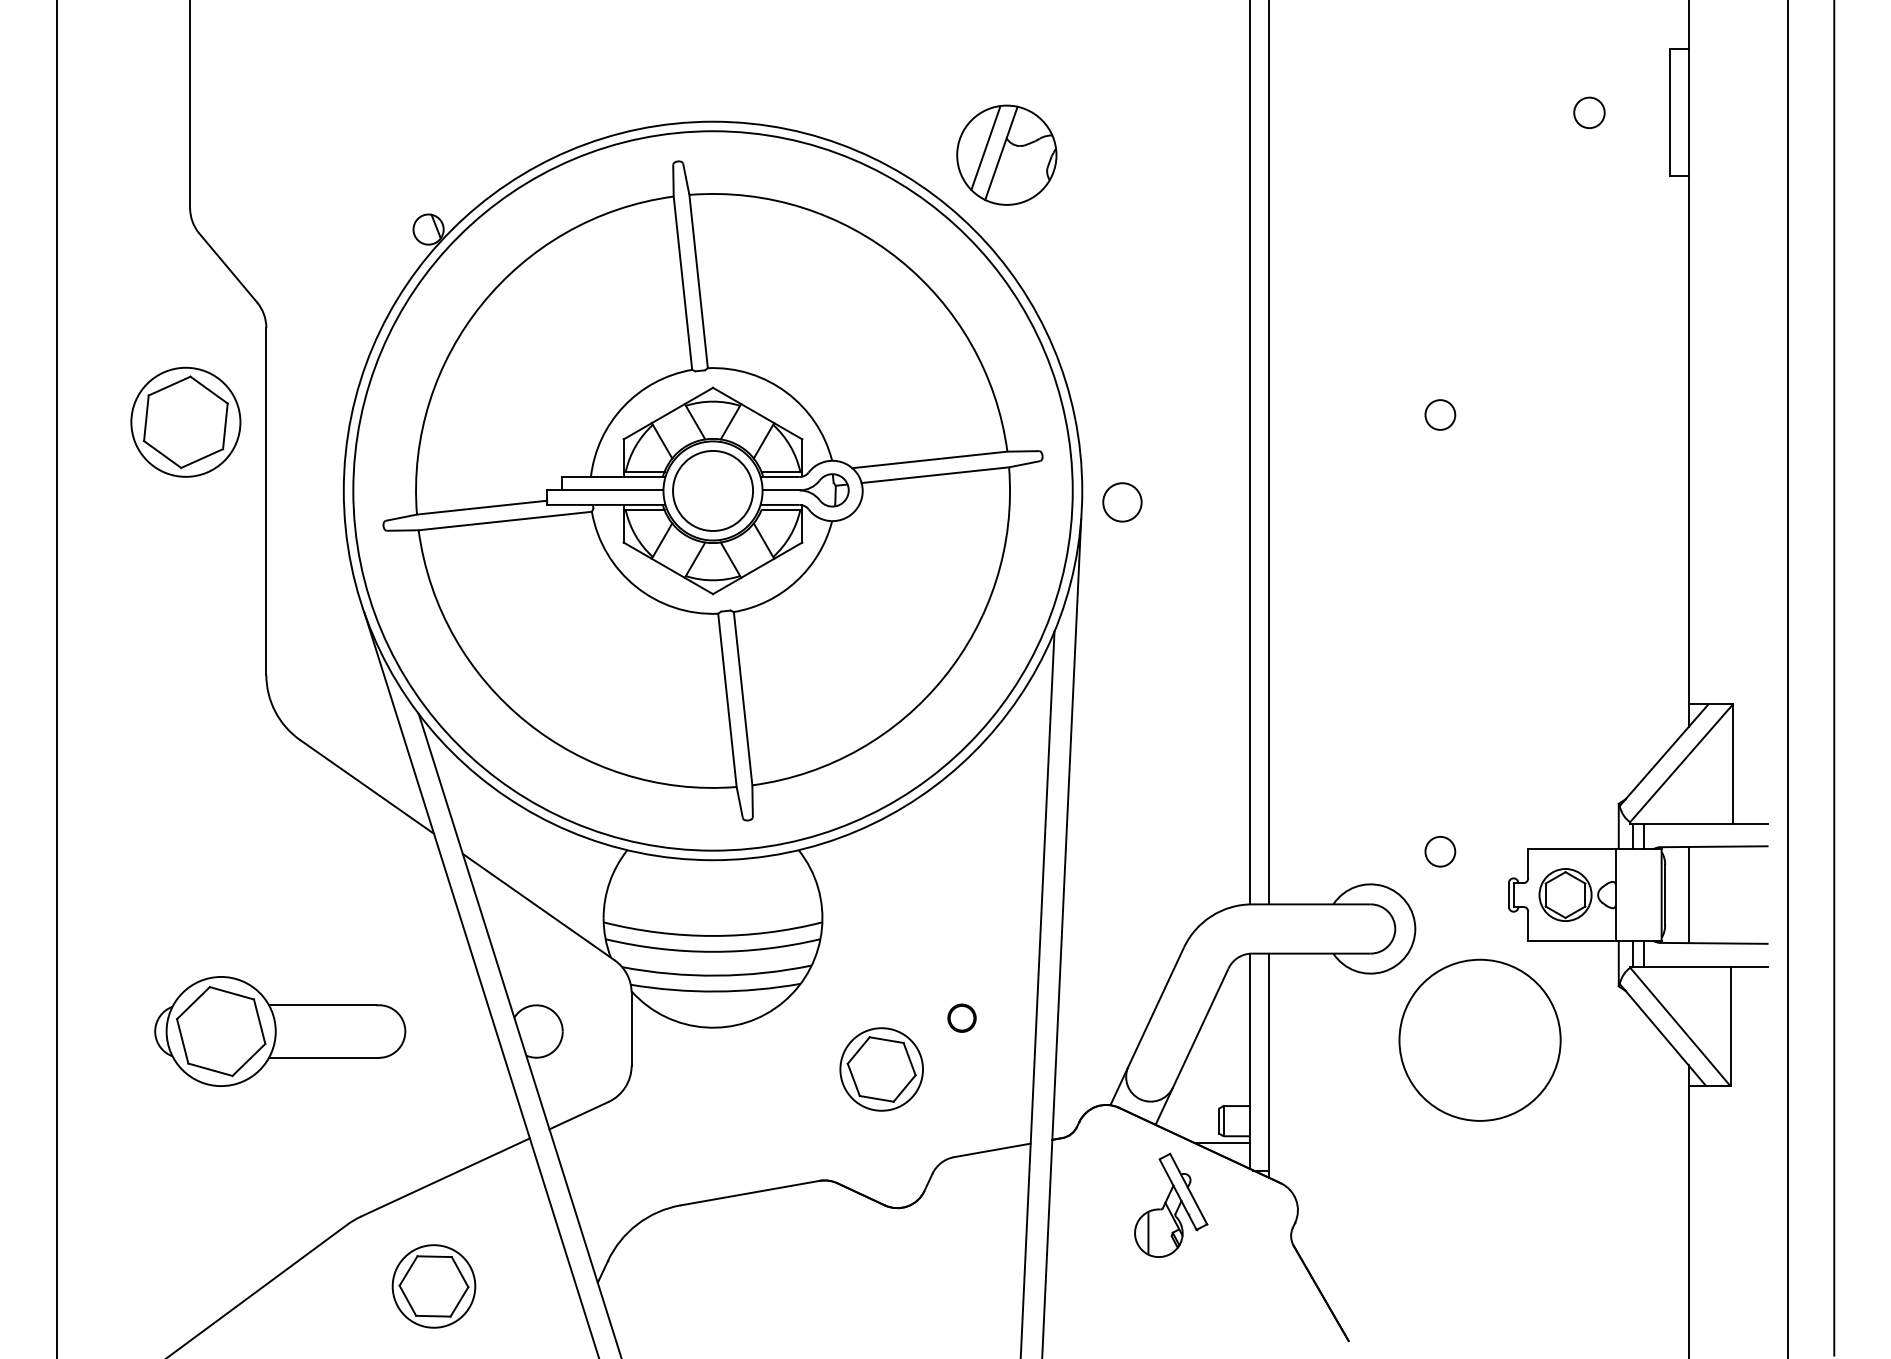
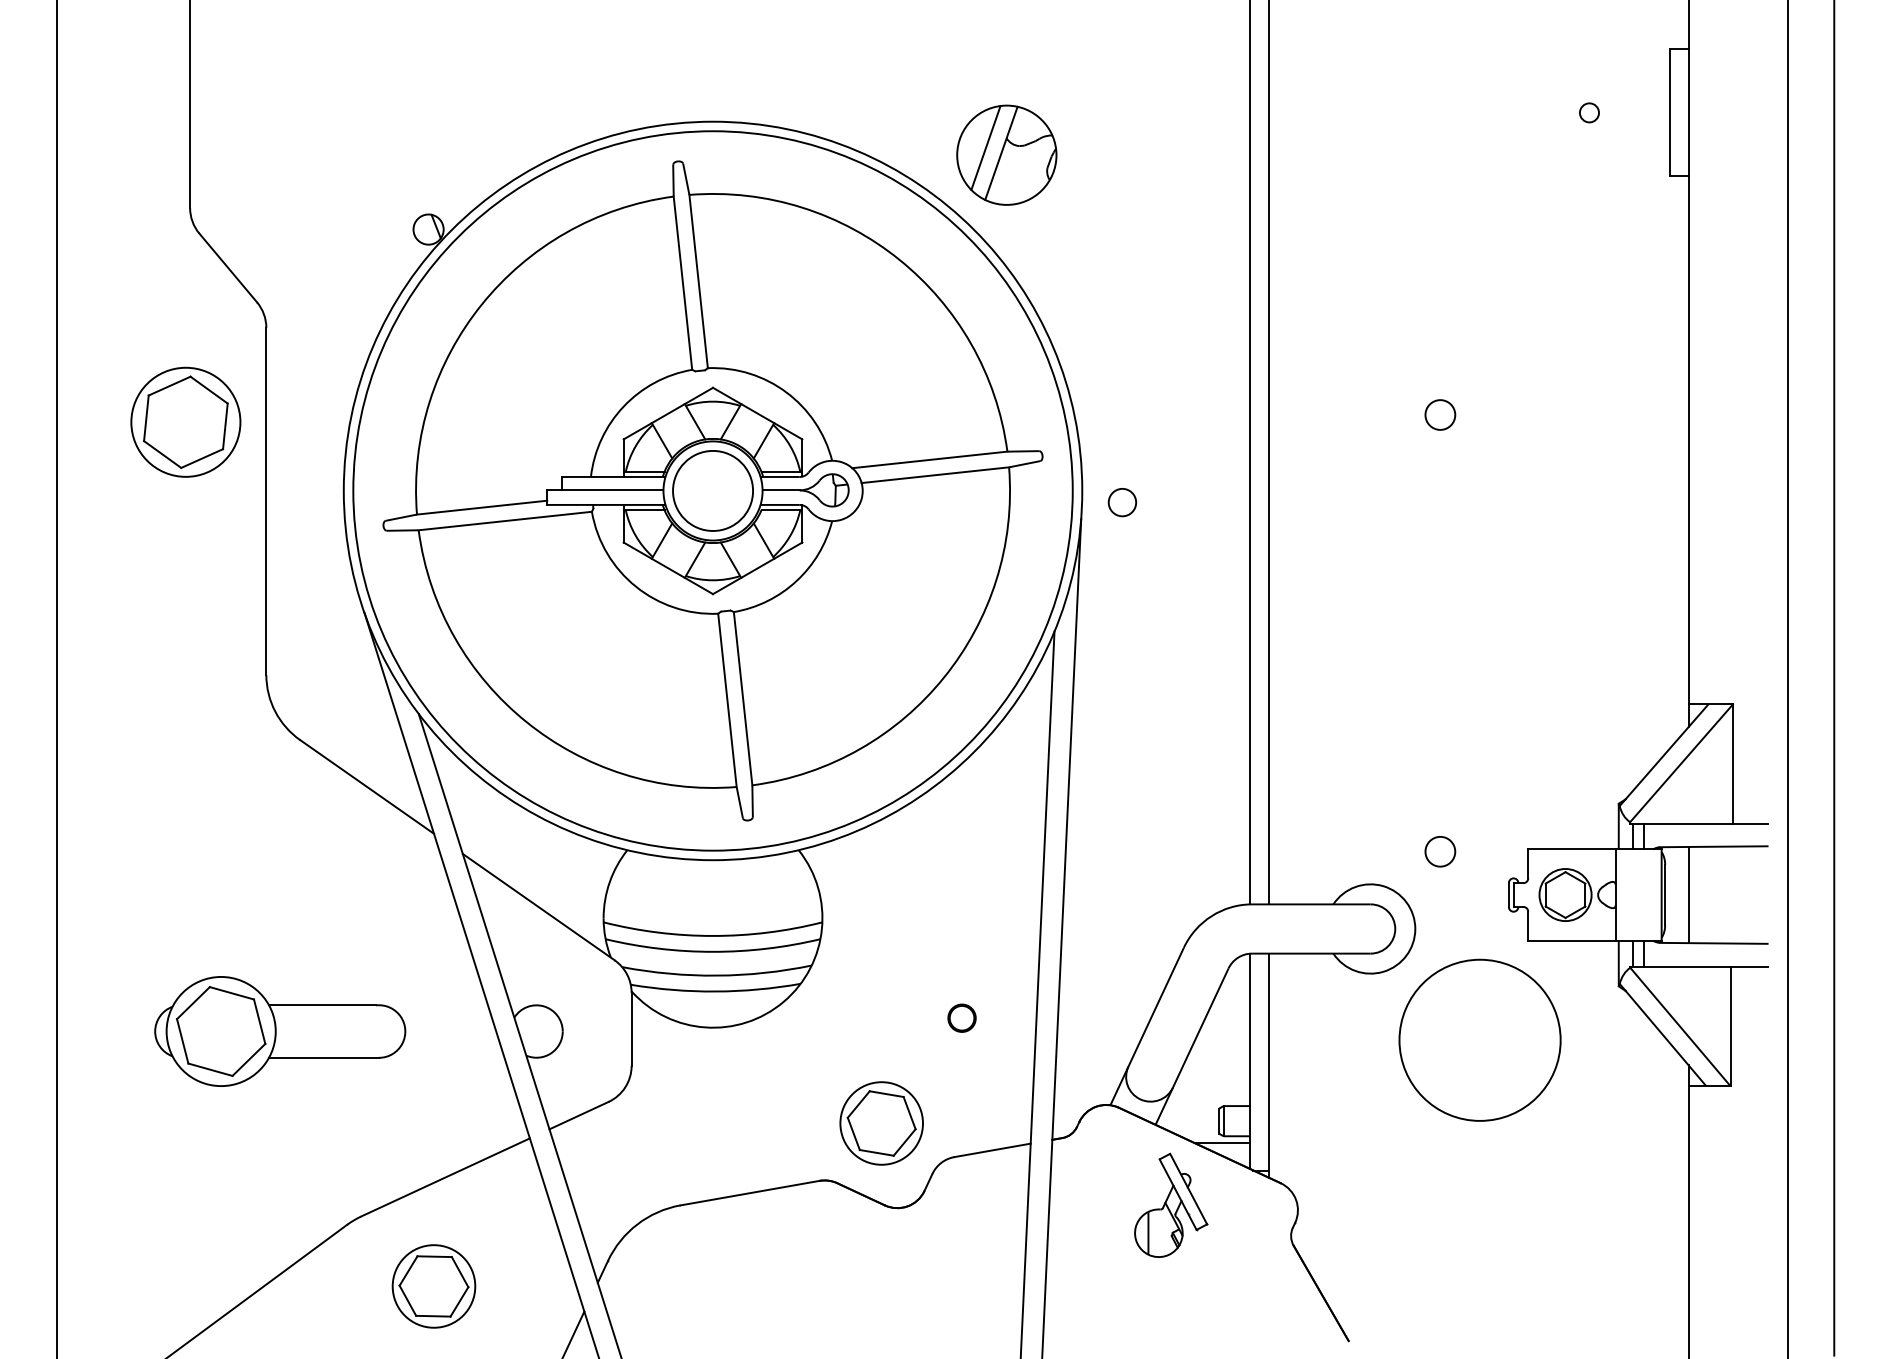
circle diameter: 30 px -> 19 px (1589, 112)
circle size: 41x41 px -> 31x30 px (1122, 502)
part position: (881, 1069) -> (881, 1123) (881, 1123)
line: none -> present (574, 1333)
